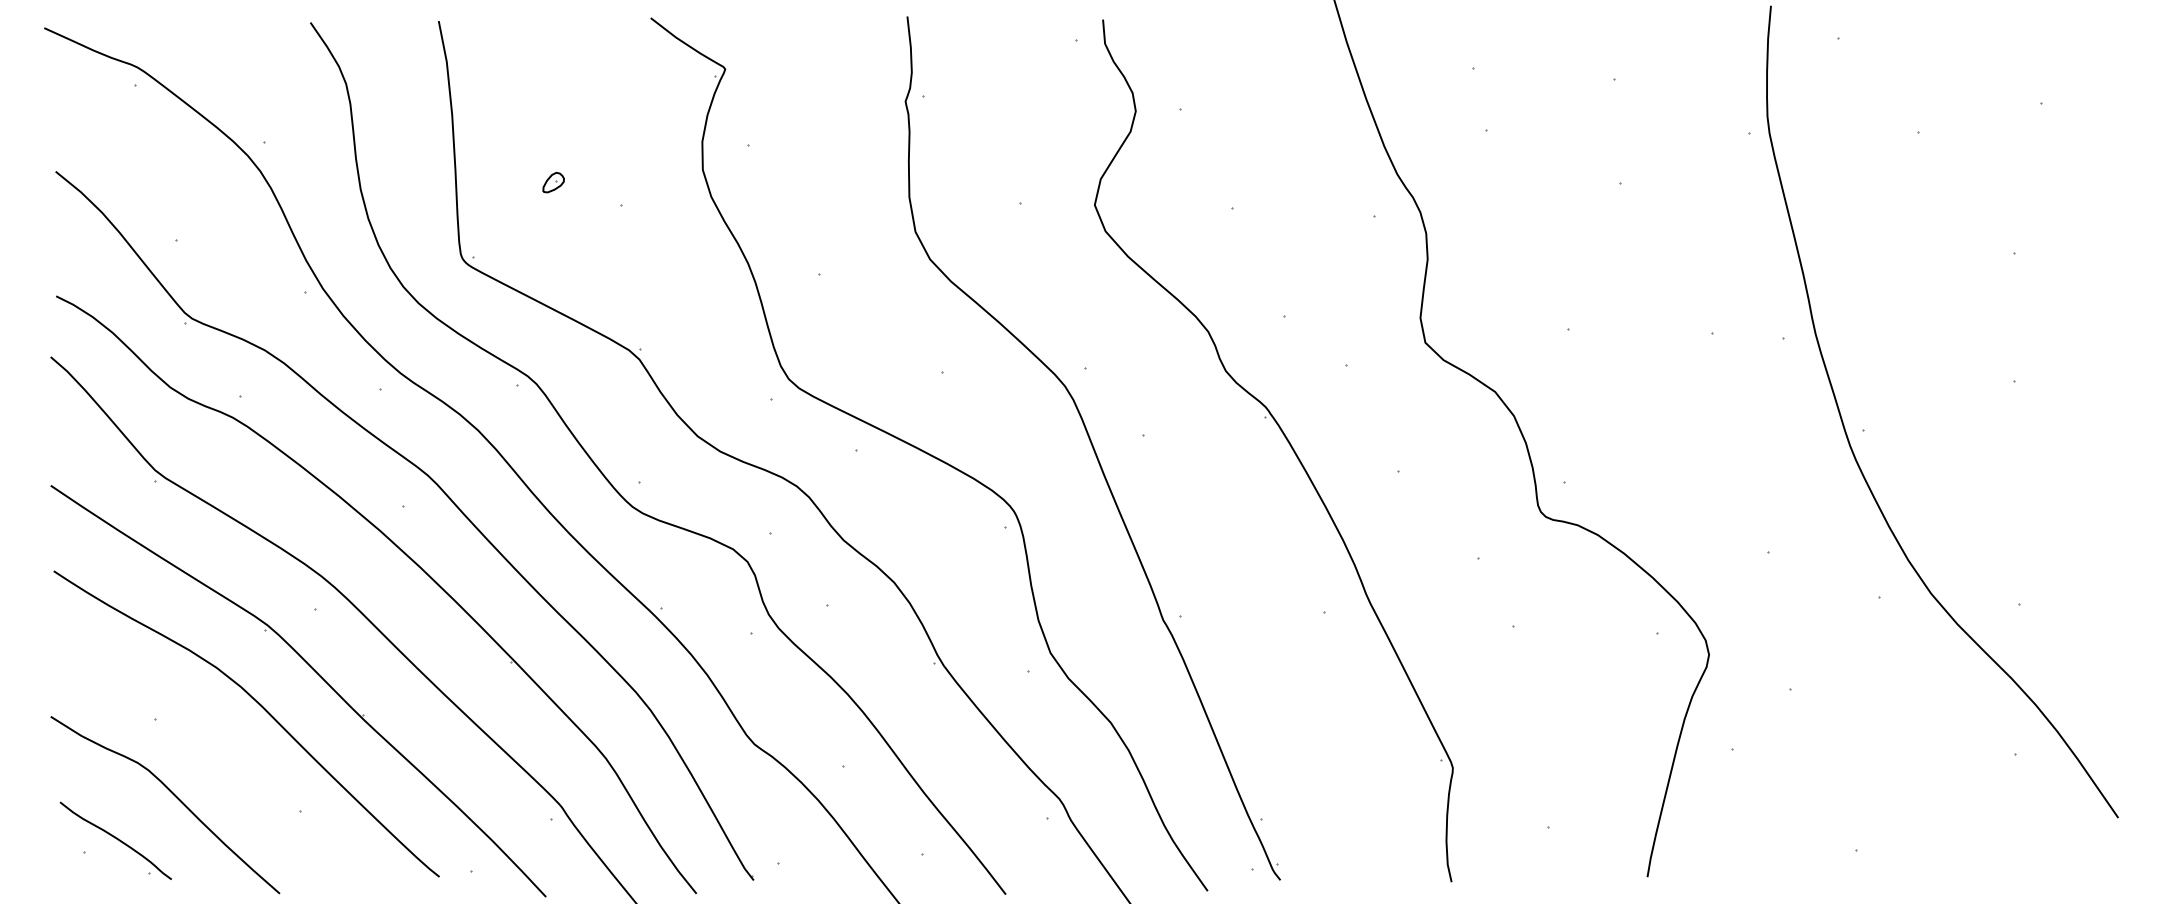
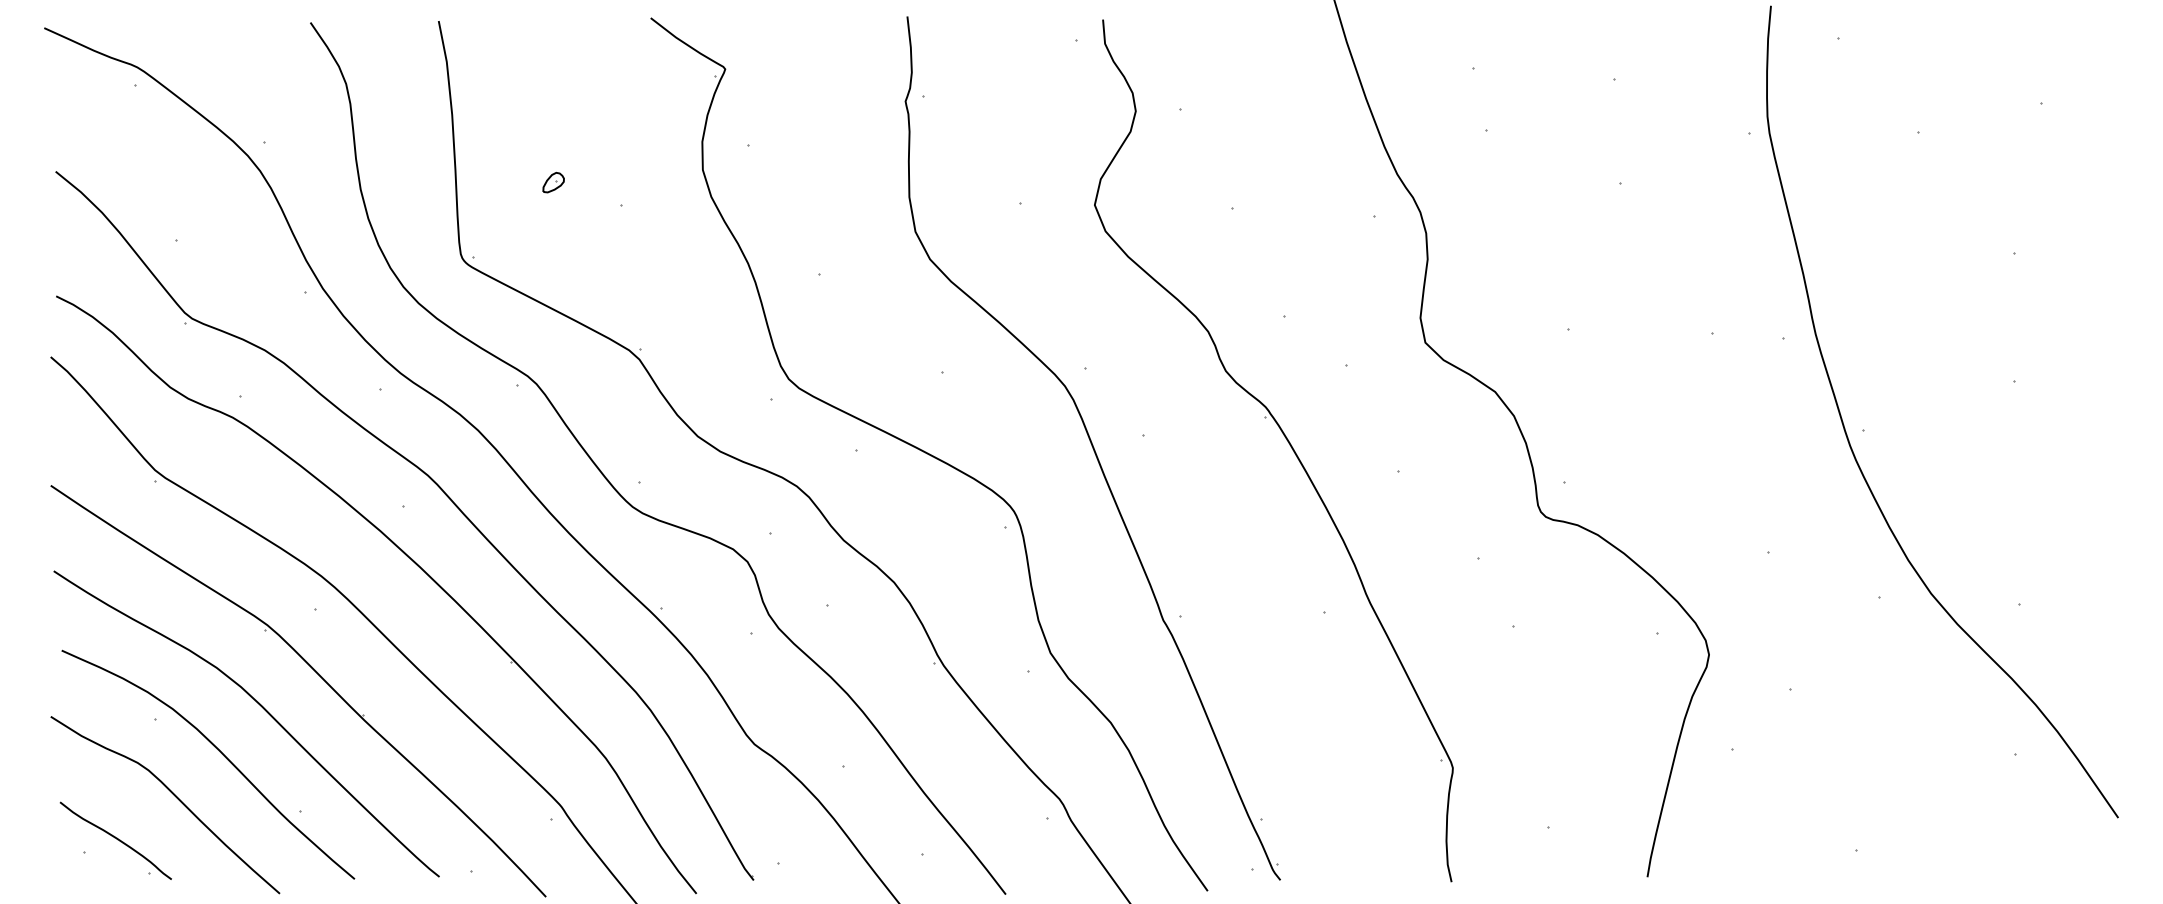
curve: none -> present (220, 752)
